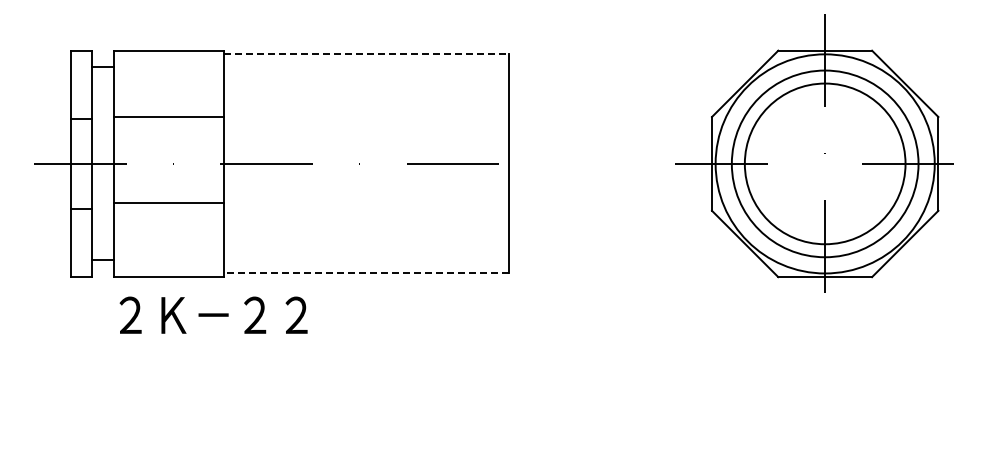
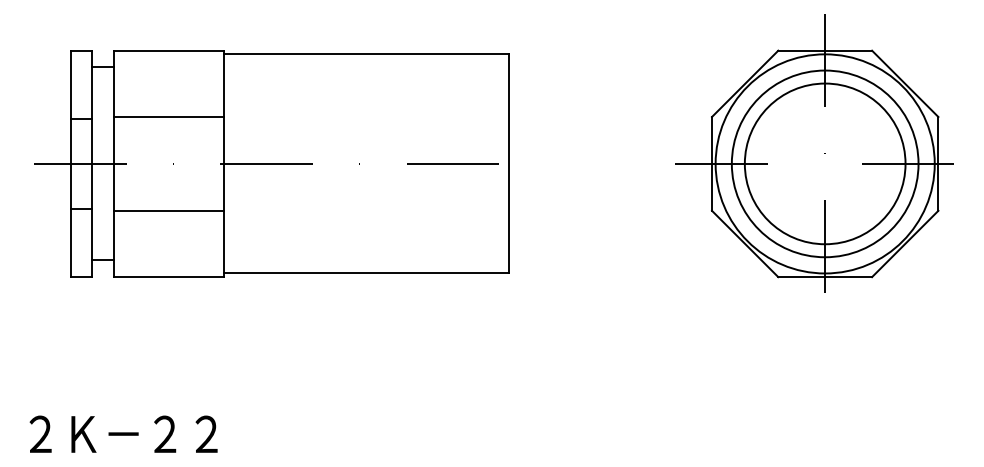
line: dashed -> solid (366, 54)
line position: (168, 202) -> (168, 210) (168, 210)
line: dashed -> solid (365, 273)
text position: (213, 314) -> (123, 433) (123, 433)
